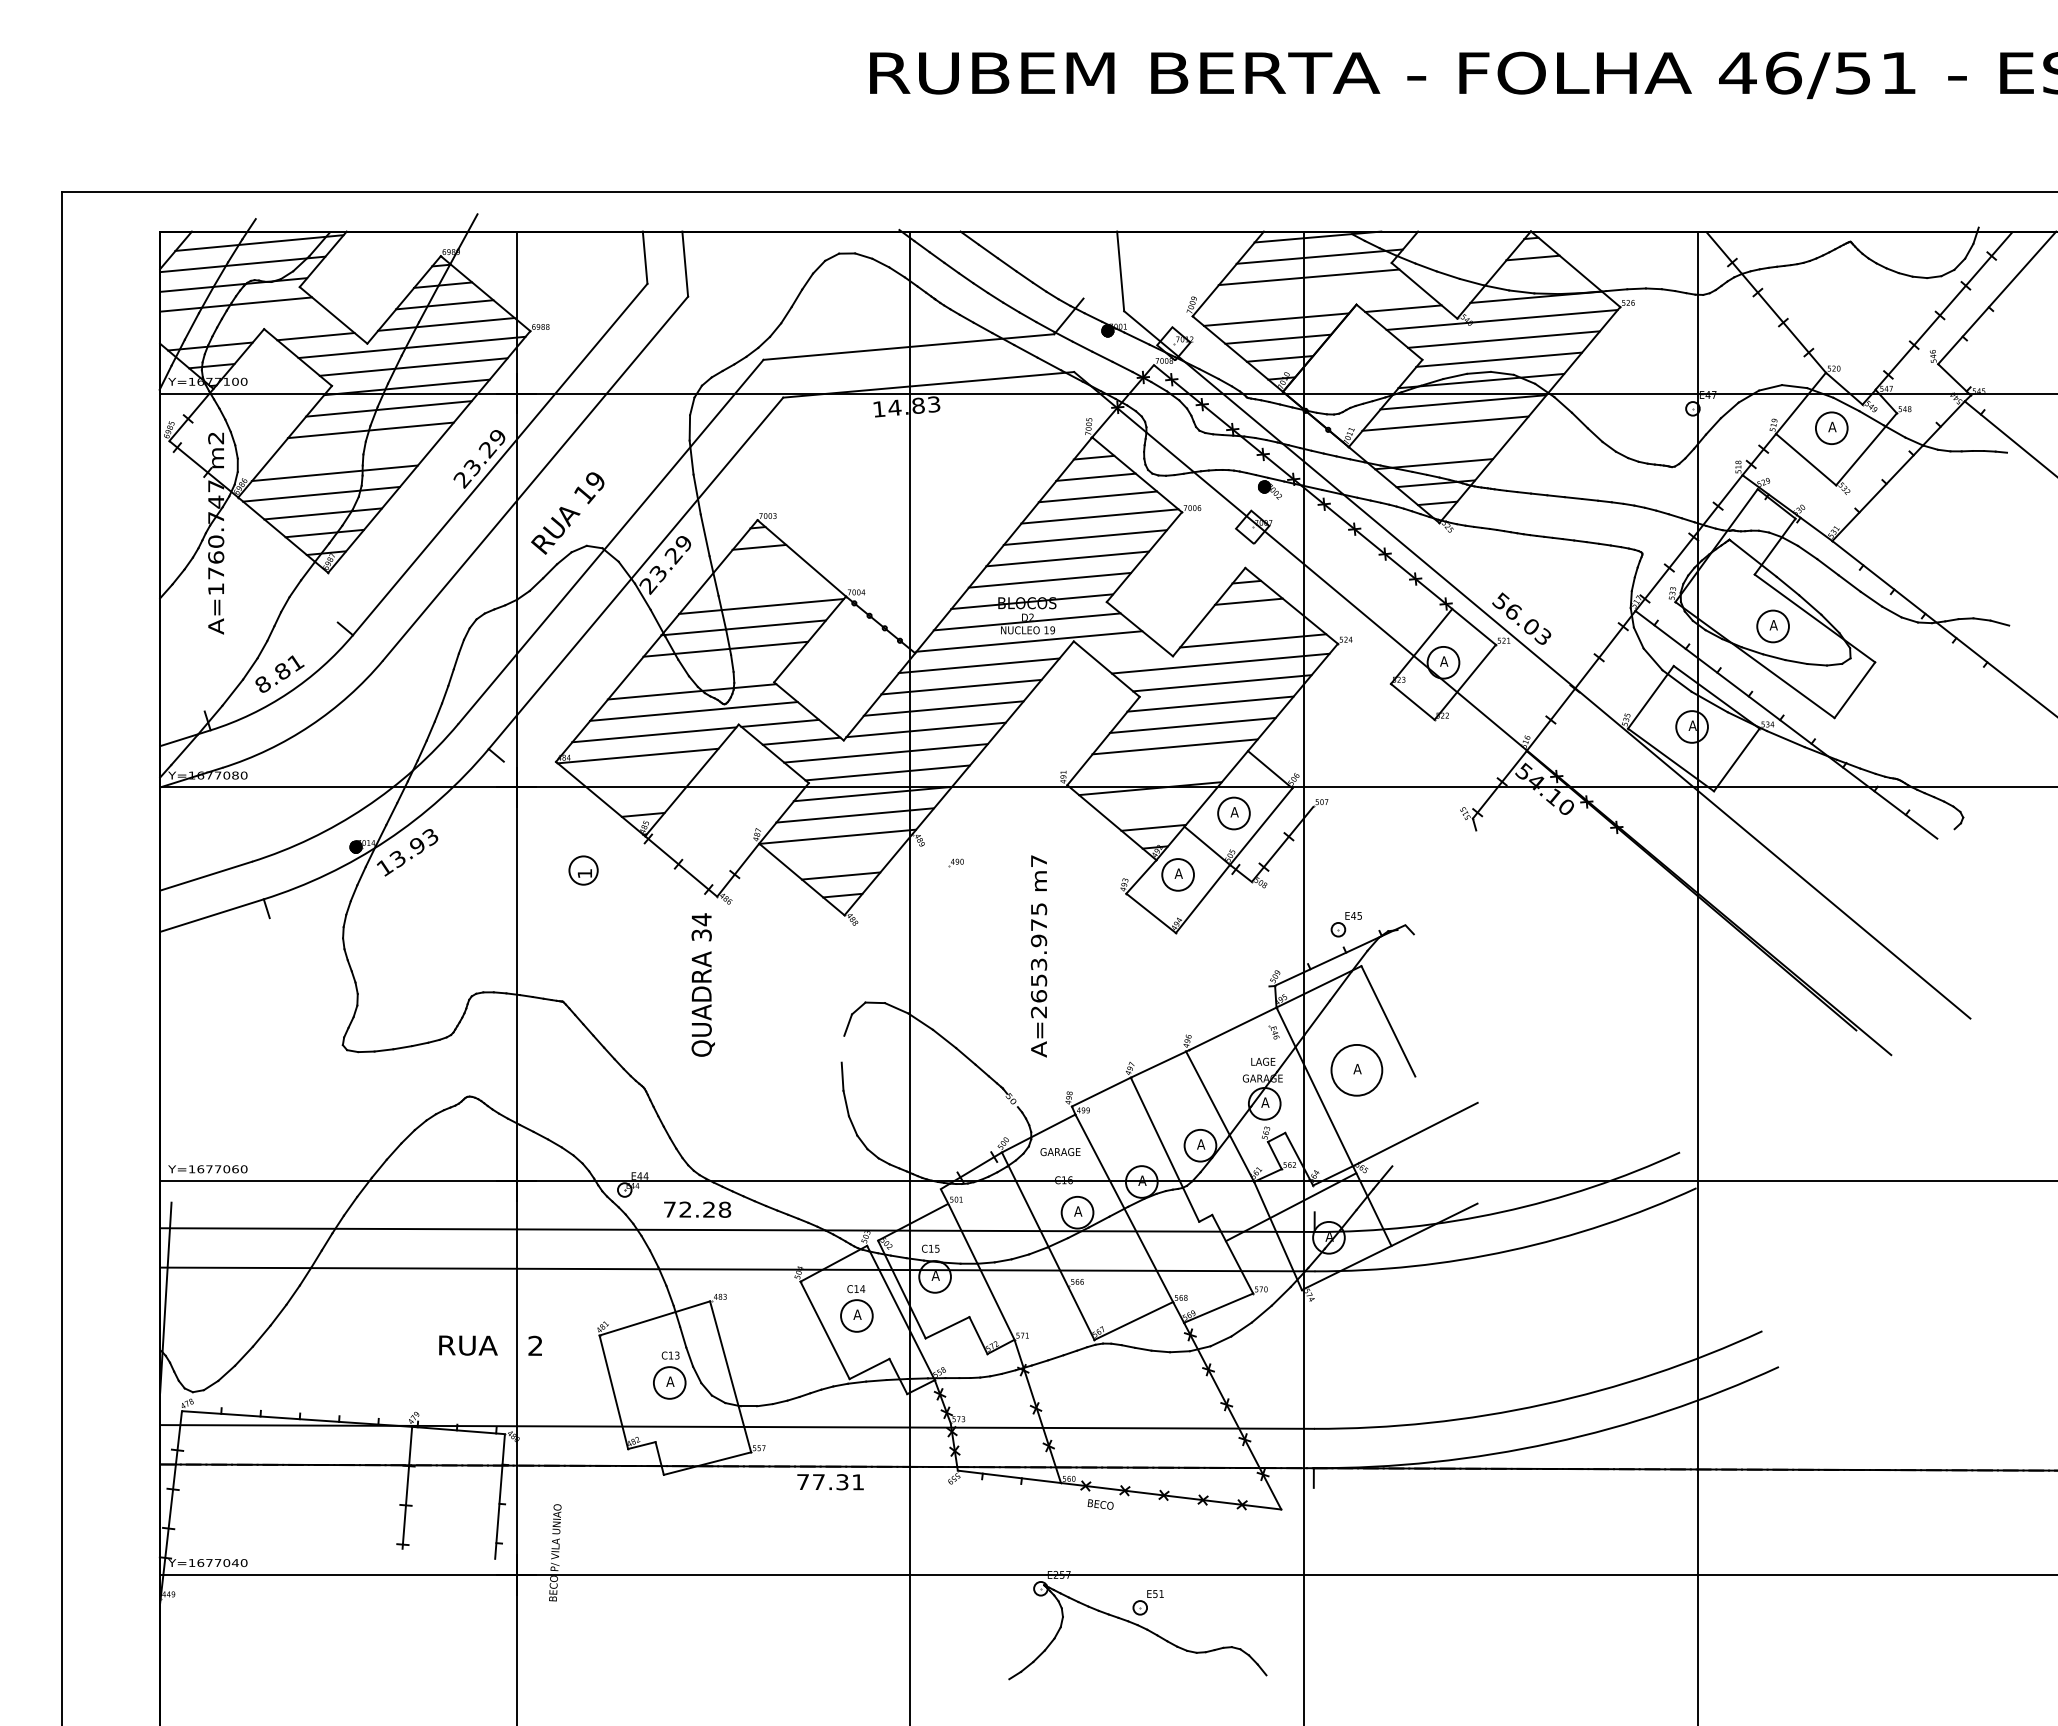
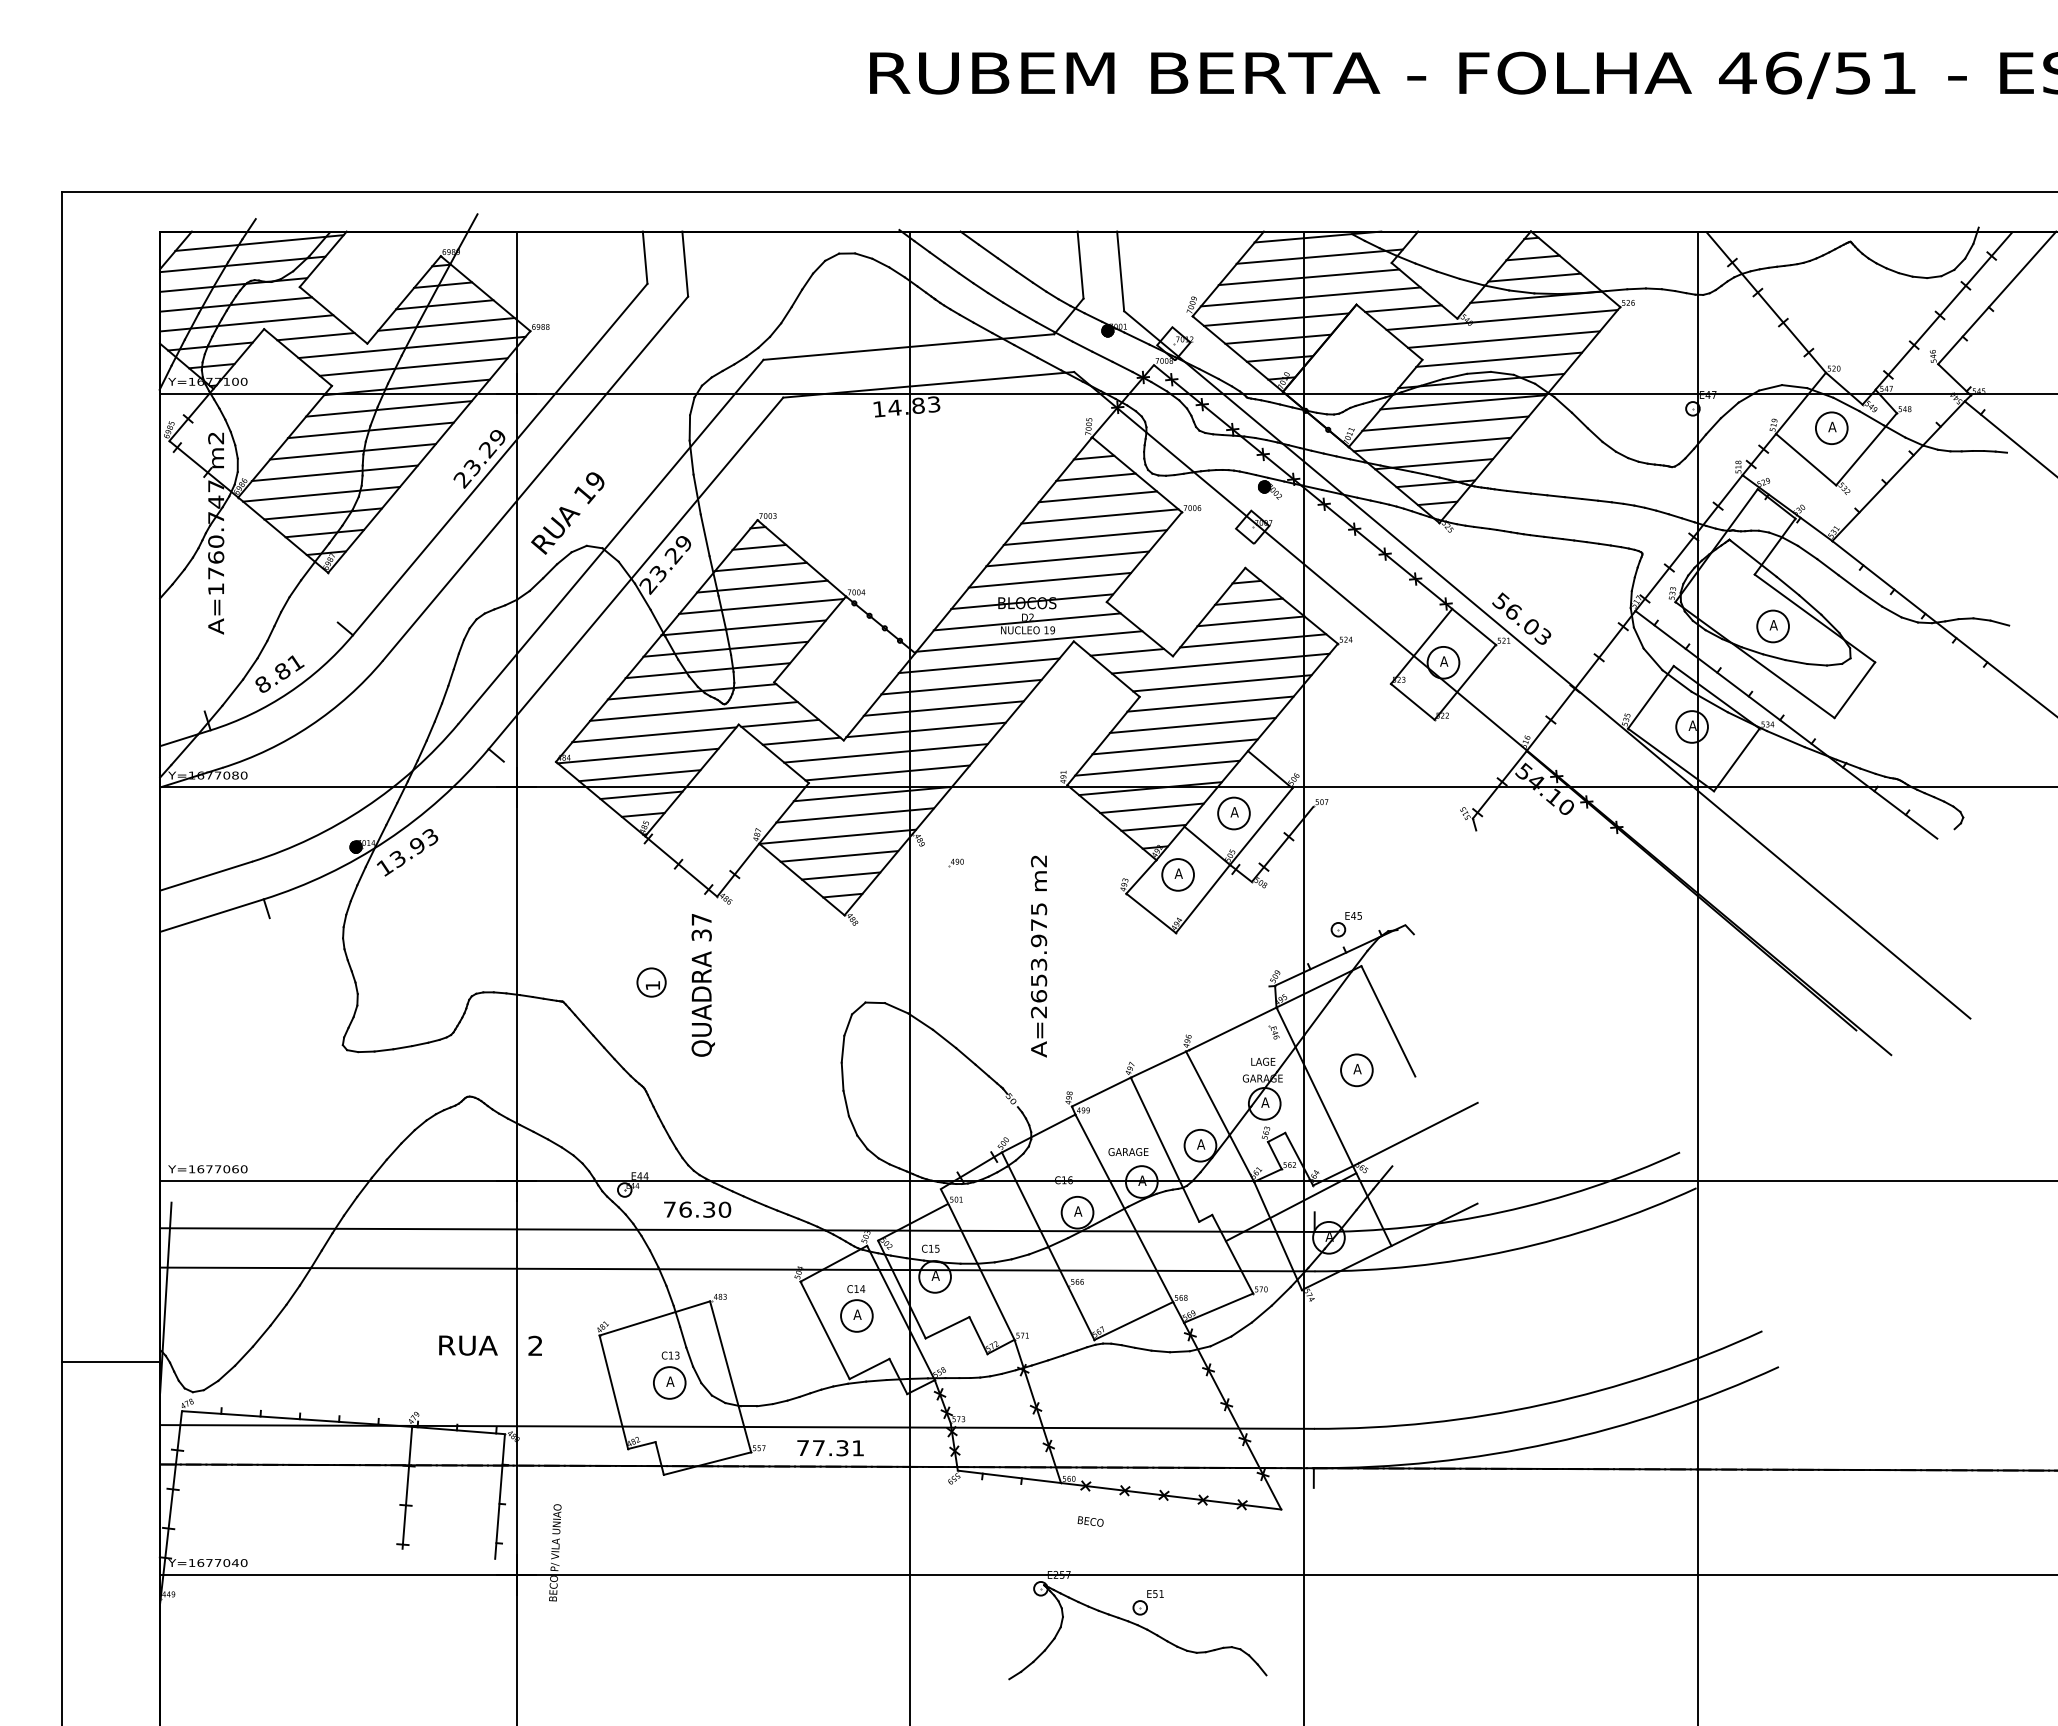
line: none -> present (1080, 264)
line: none -> present (1534, 277)
line: none -> present (1310, 296)
line: none -> present (246, 323)
line: none -> present (1431, 444)
line: none -> present (352, 451)
line: none -> present (760, 566)
line: none -> present (761, 586)
line: none -> present (1250, 621)
line: none -> present (1127, 652)
line: none -> present (707, 670)
line: none -> present (1156, 767)
line: none -> present (639, 775)
line: none -> present (641, 795)
line: none -> present (1151, 807)
line: none -> present (839, 856)
text: m7 -> m2 (1038, 861)
part position: (583, 870) -> (651, 982) (651, 982)
text: 34 -> 37 (701, 919)
line: none -> present (842, 1048)
circle diameter: 51 px -> 32 px (1356, 1070)
text position: (1060, 1152) -> (1128, 1152) (1128, 1152)
text: 72.28 -> 76.30 (705, 1209)
line: none -> present (110, 1361)
text position: (830, 1482) -> (830, 1448) (830, 1448)
text position: (1100, 1504) -> (1090, 1521) (1090, 1521)
